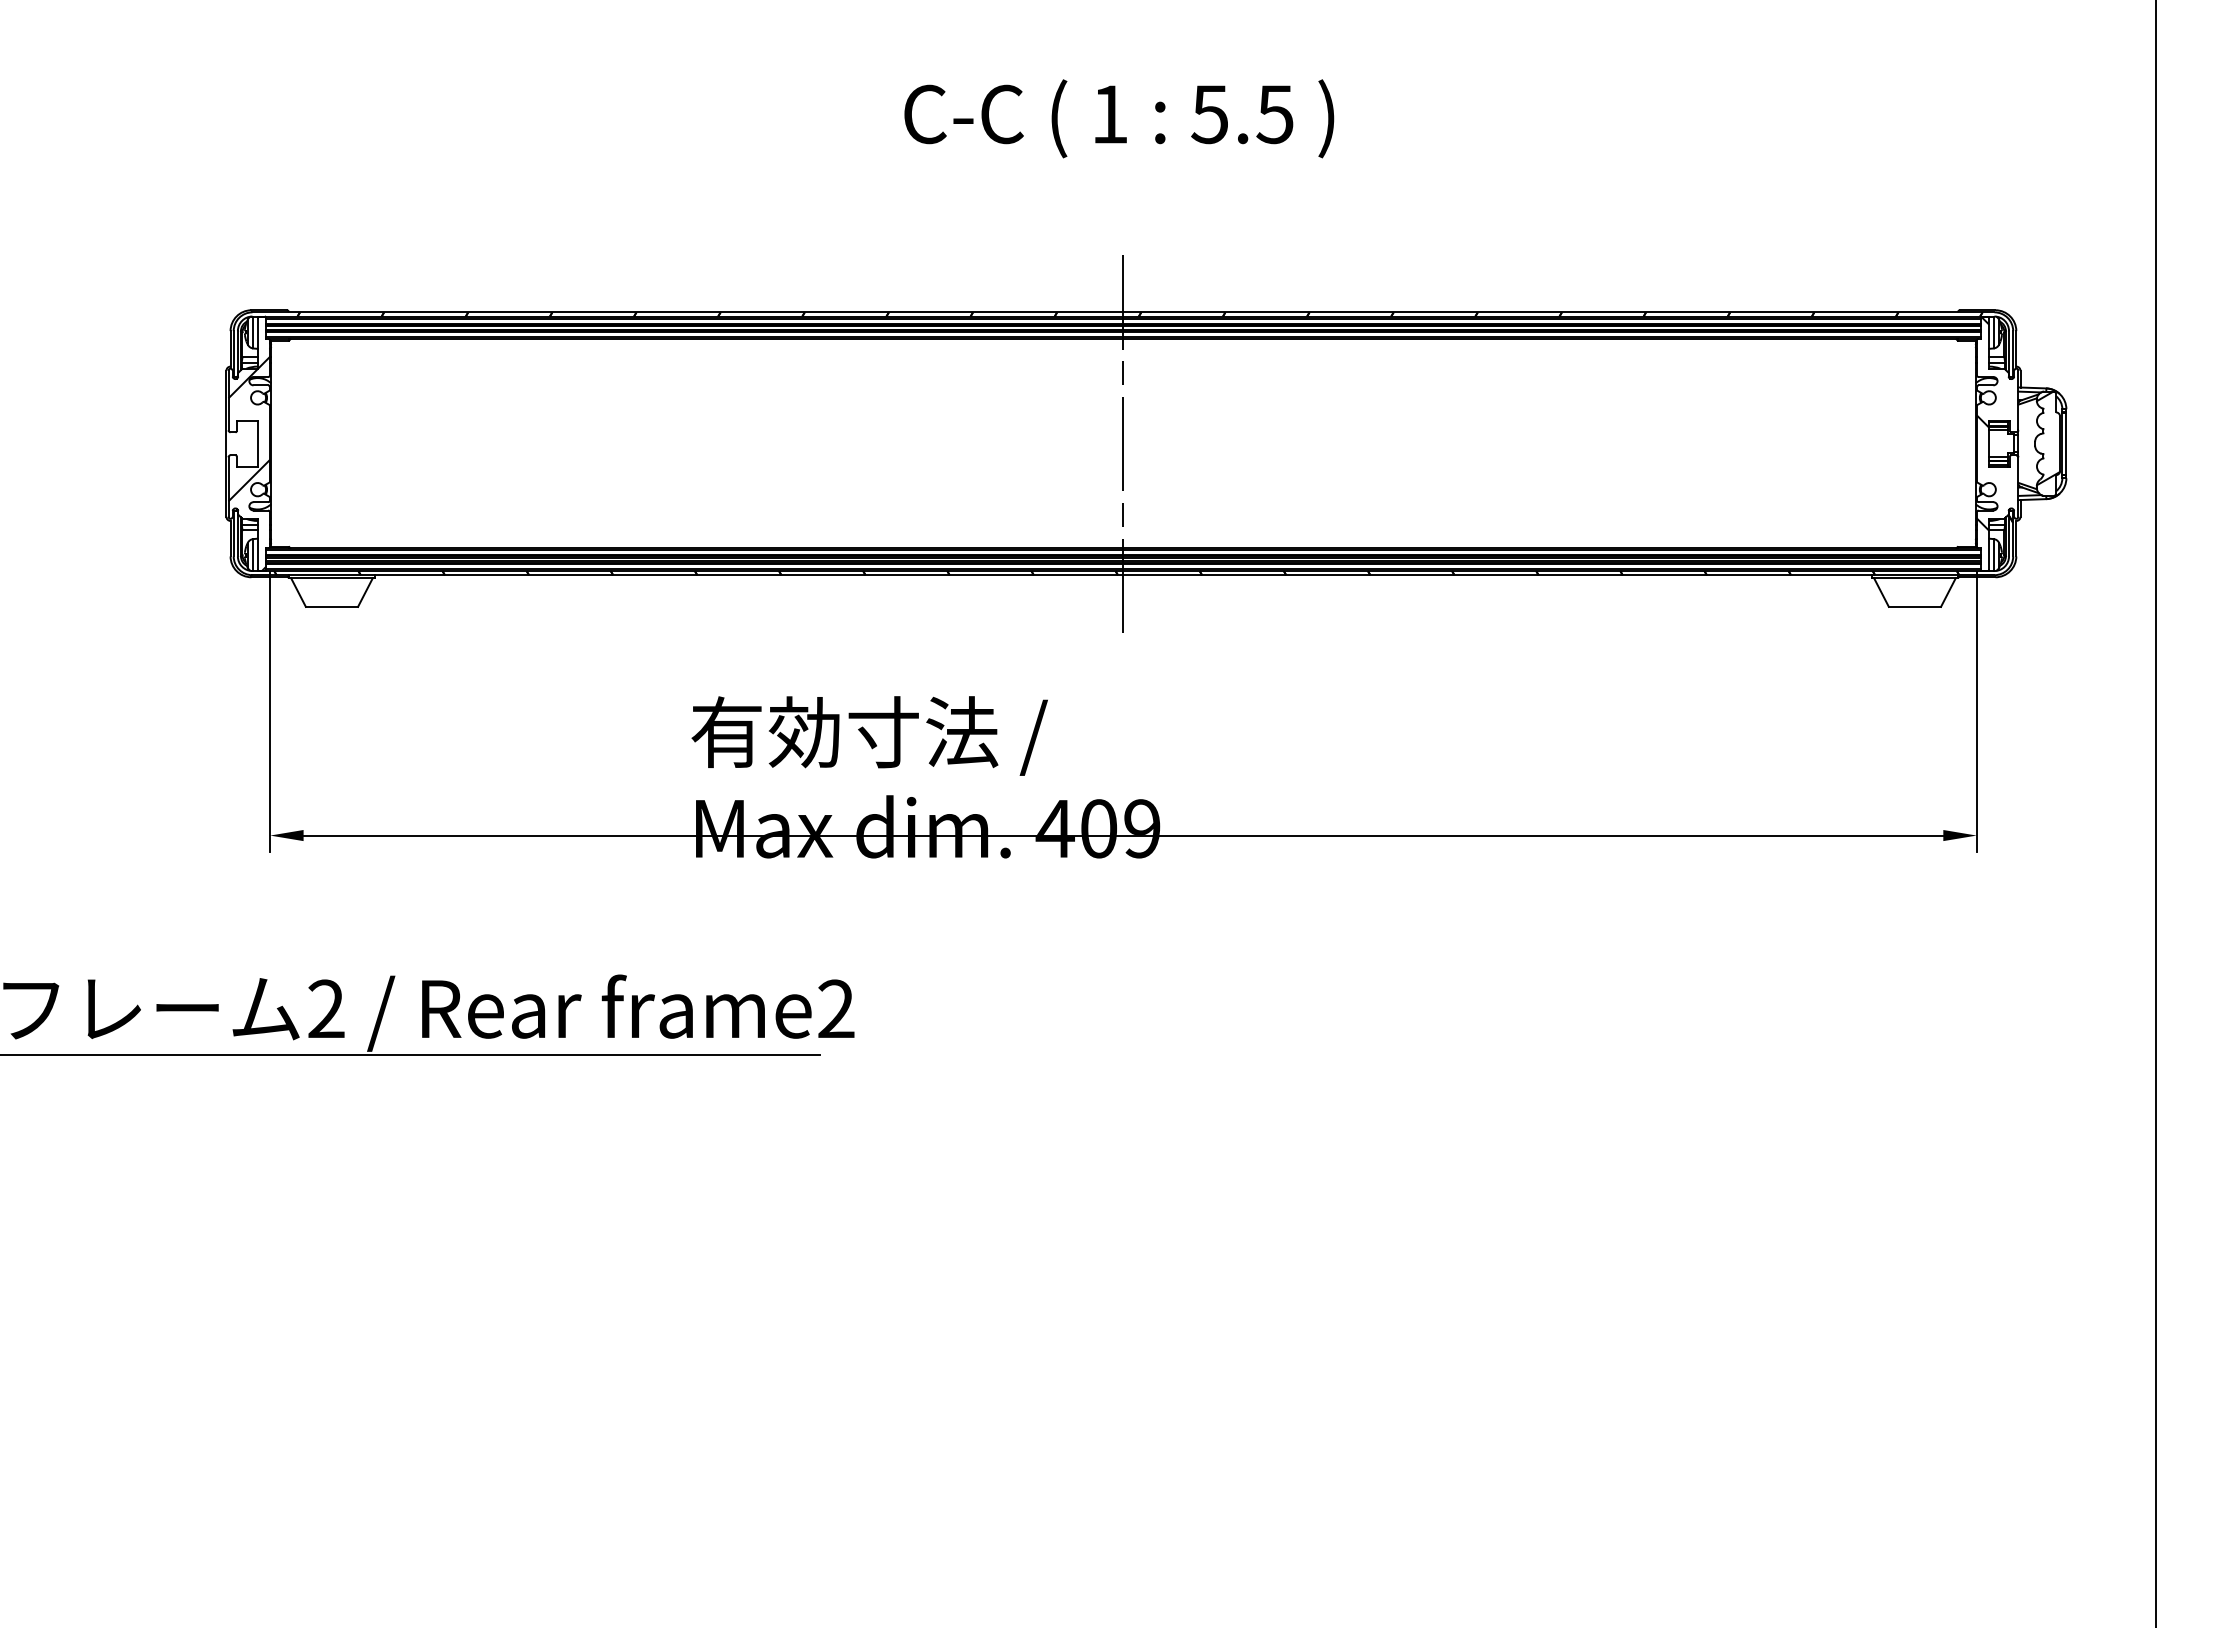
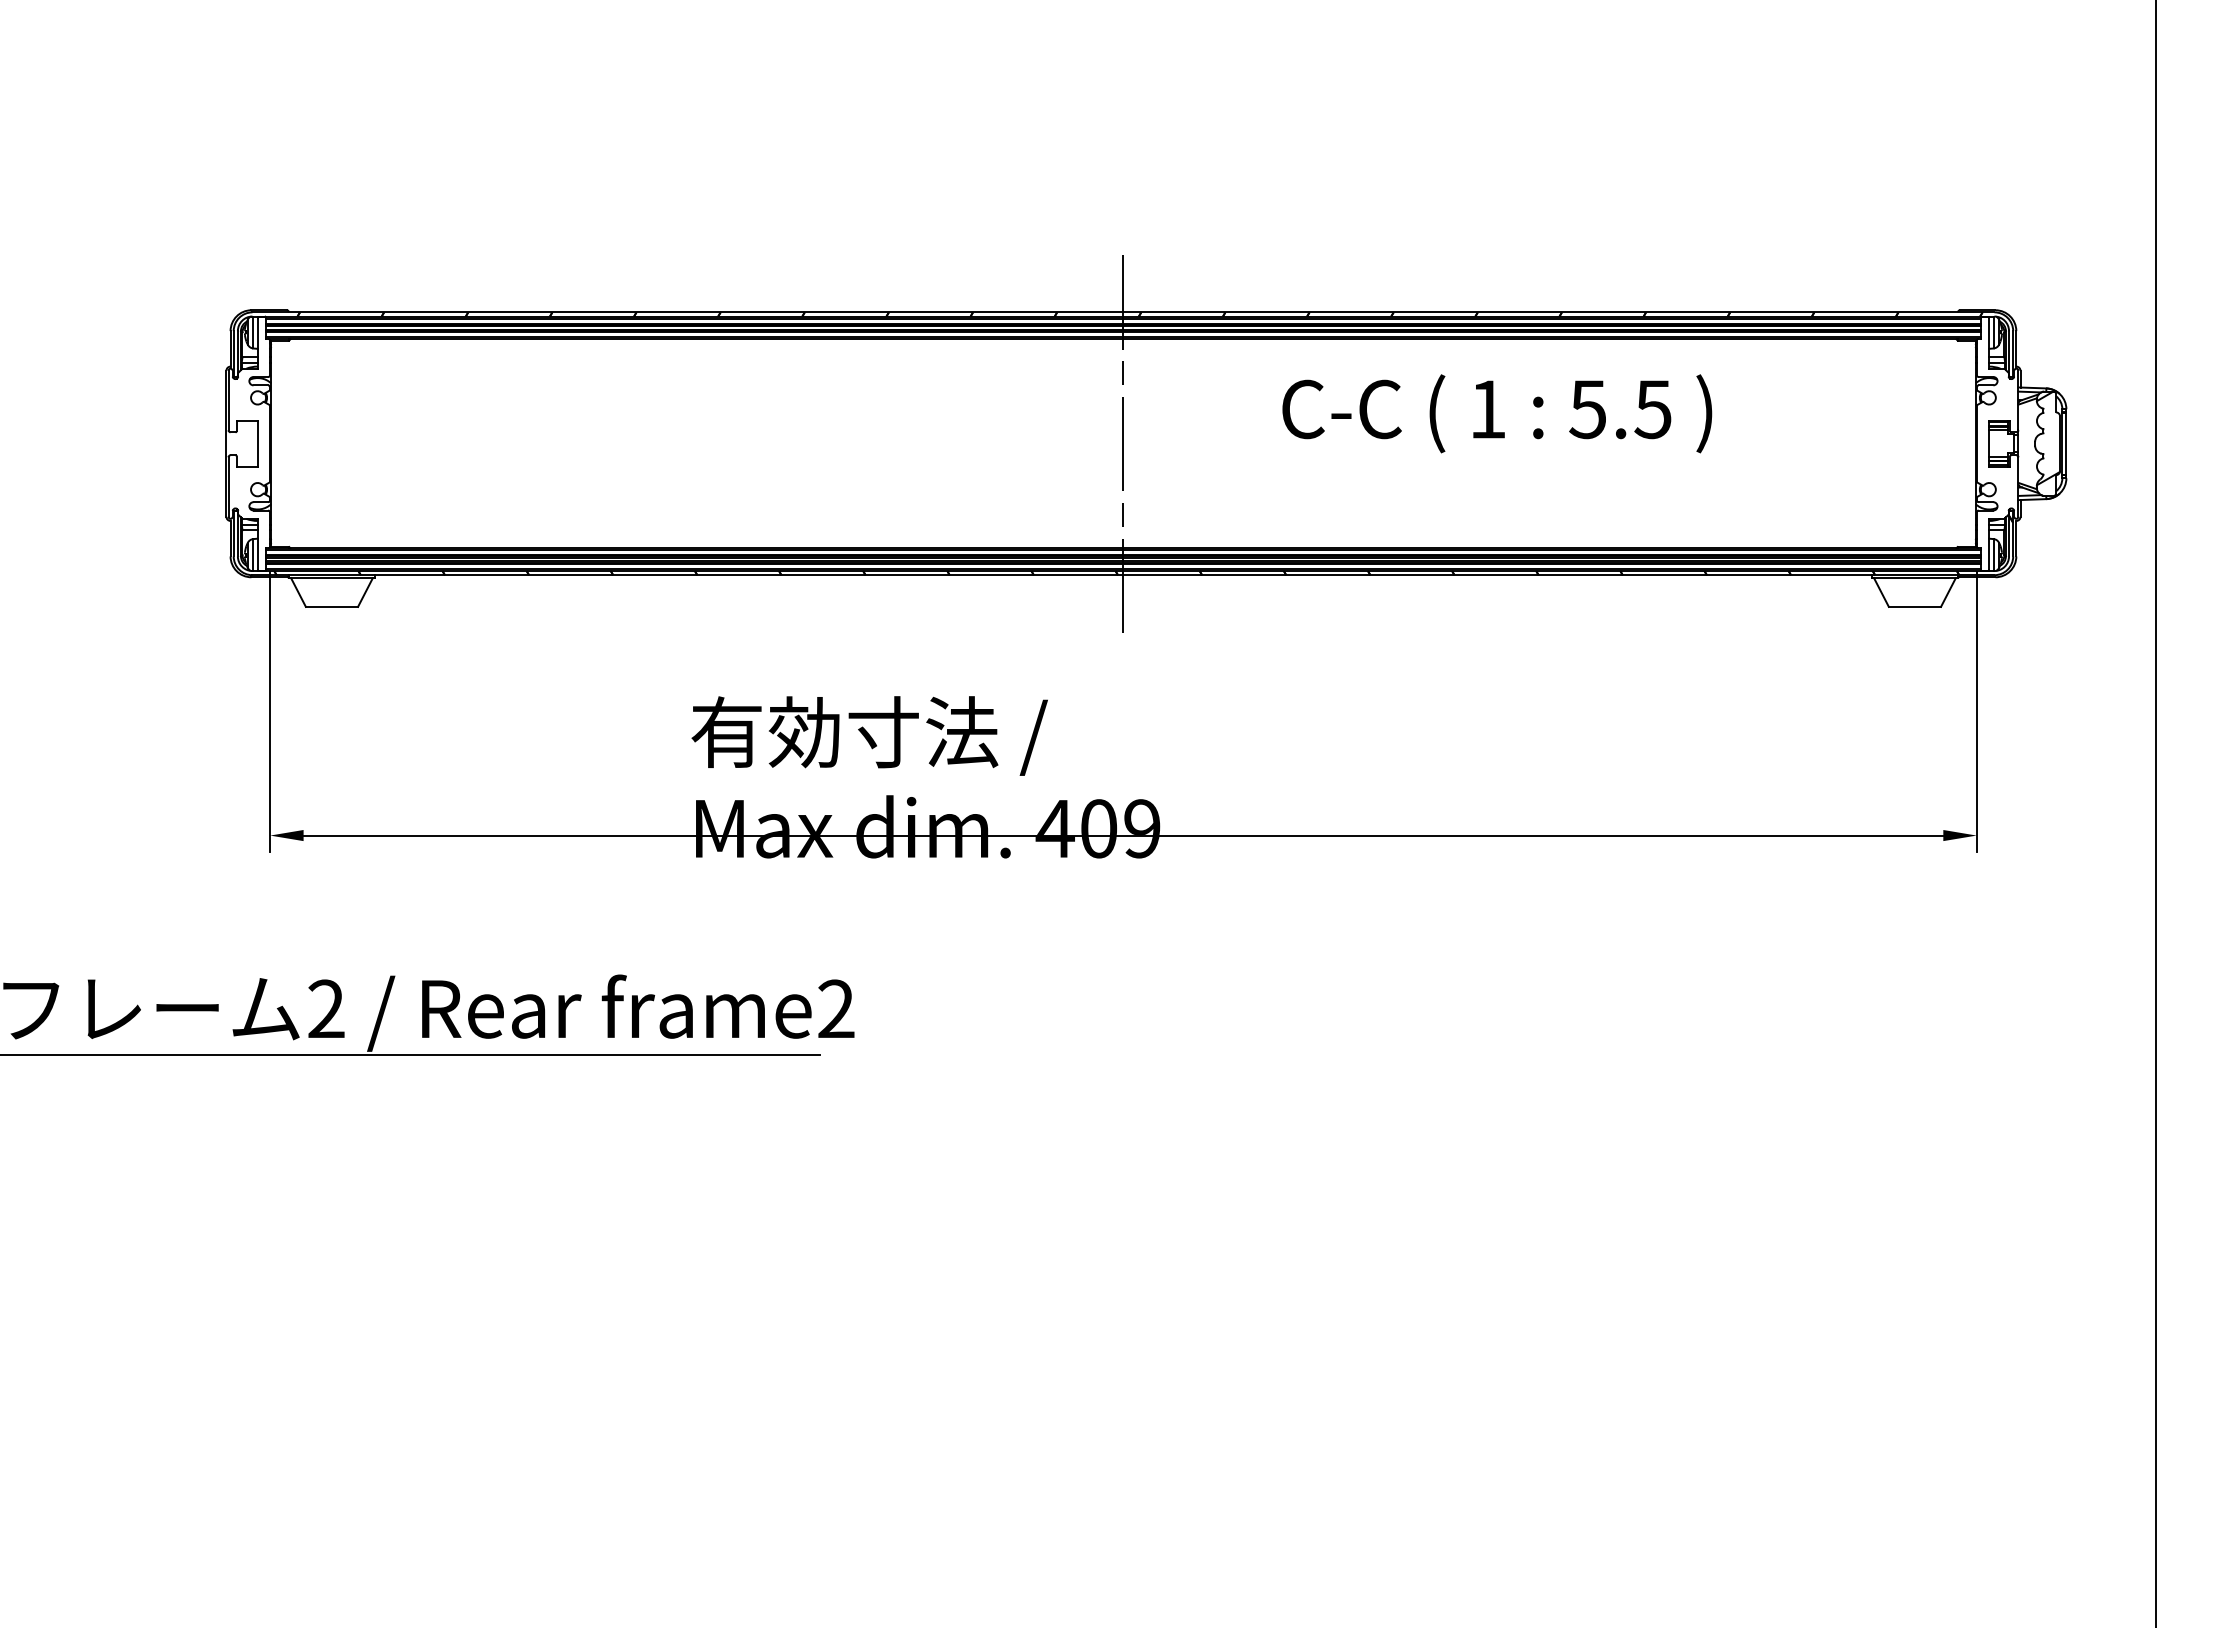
text position: (1119, 118) -> (1497, 413) (1497, 413)
hatch: present -> none (1997, 423)
hatch: present -> none (249, 463)
